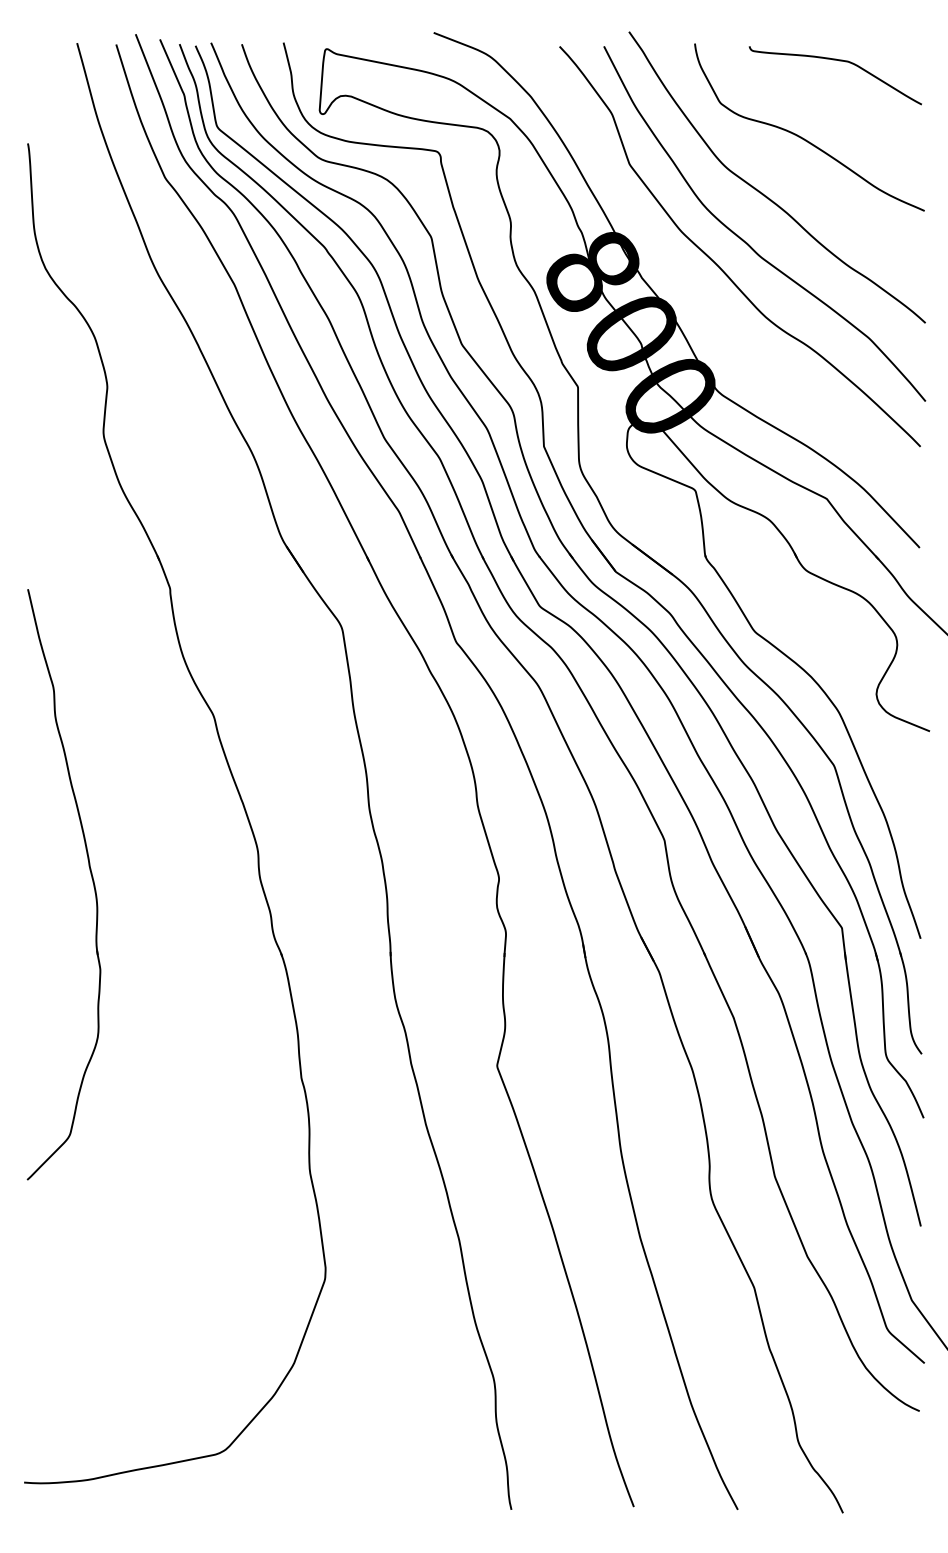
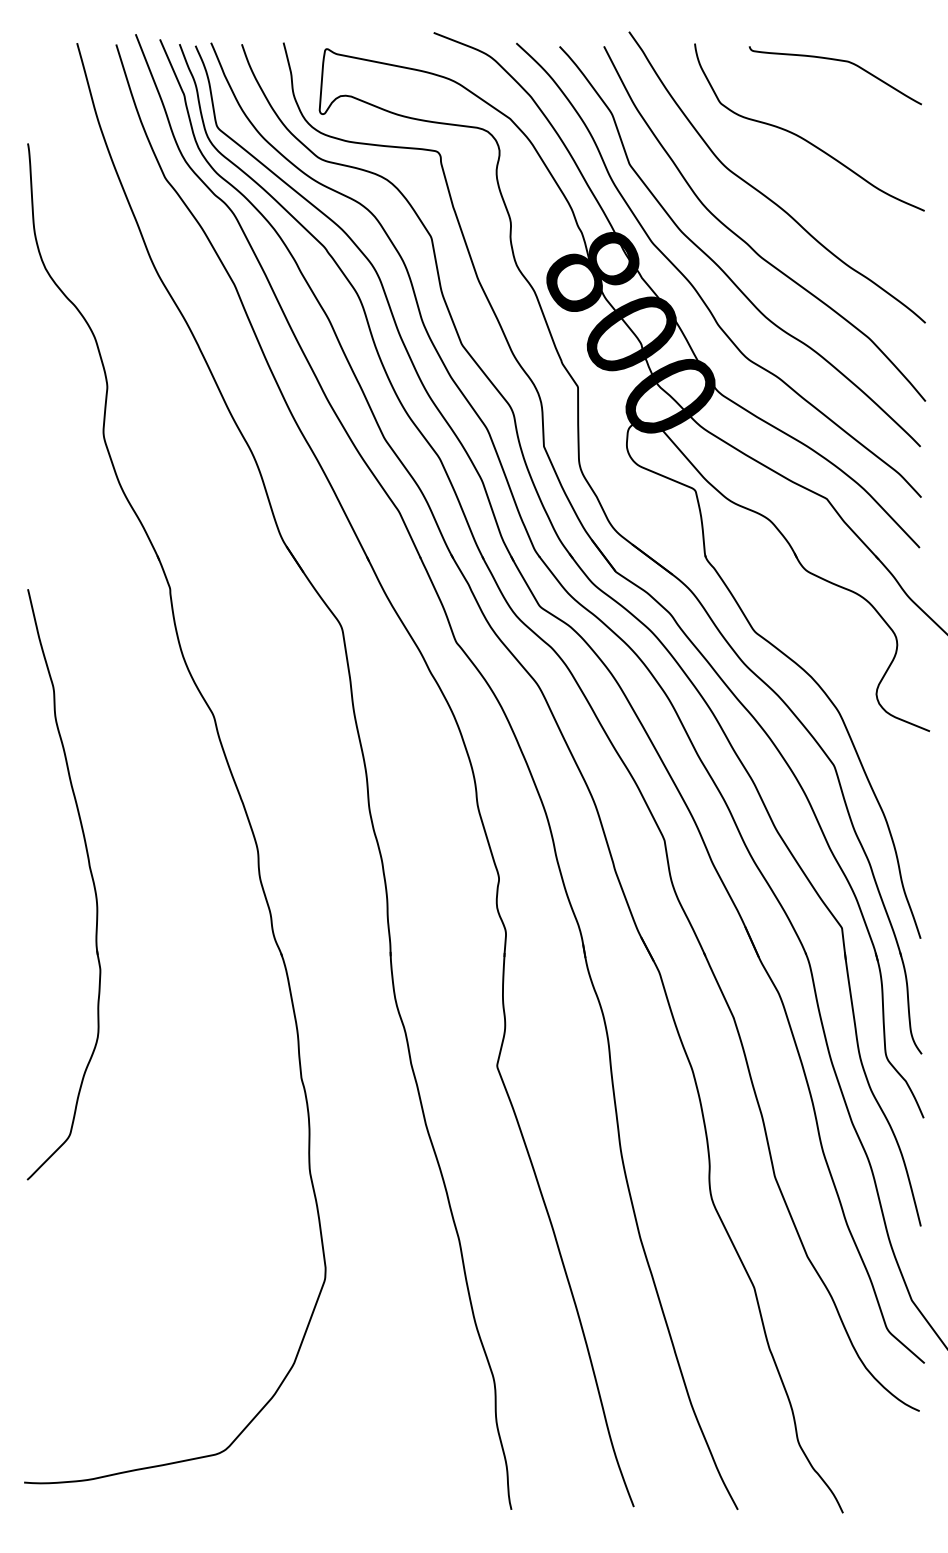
curve: none -> present (694, 286)
